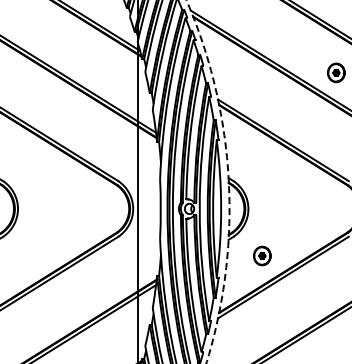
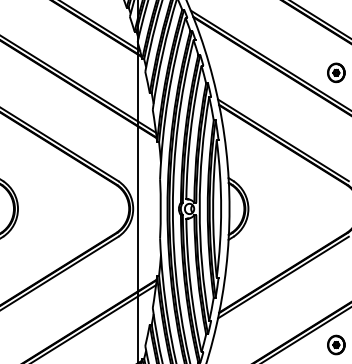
arc: dashed -> solid (228, 179)
part position: (262, 255) -> (336, 344) (336, 344)
